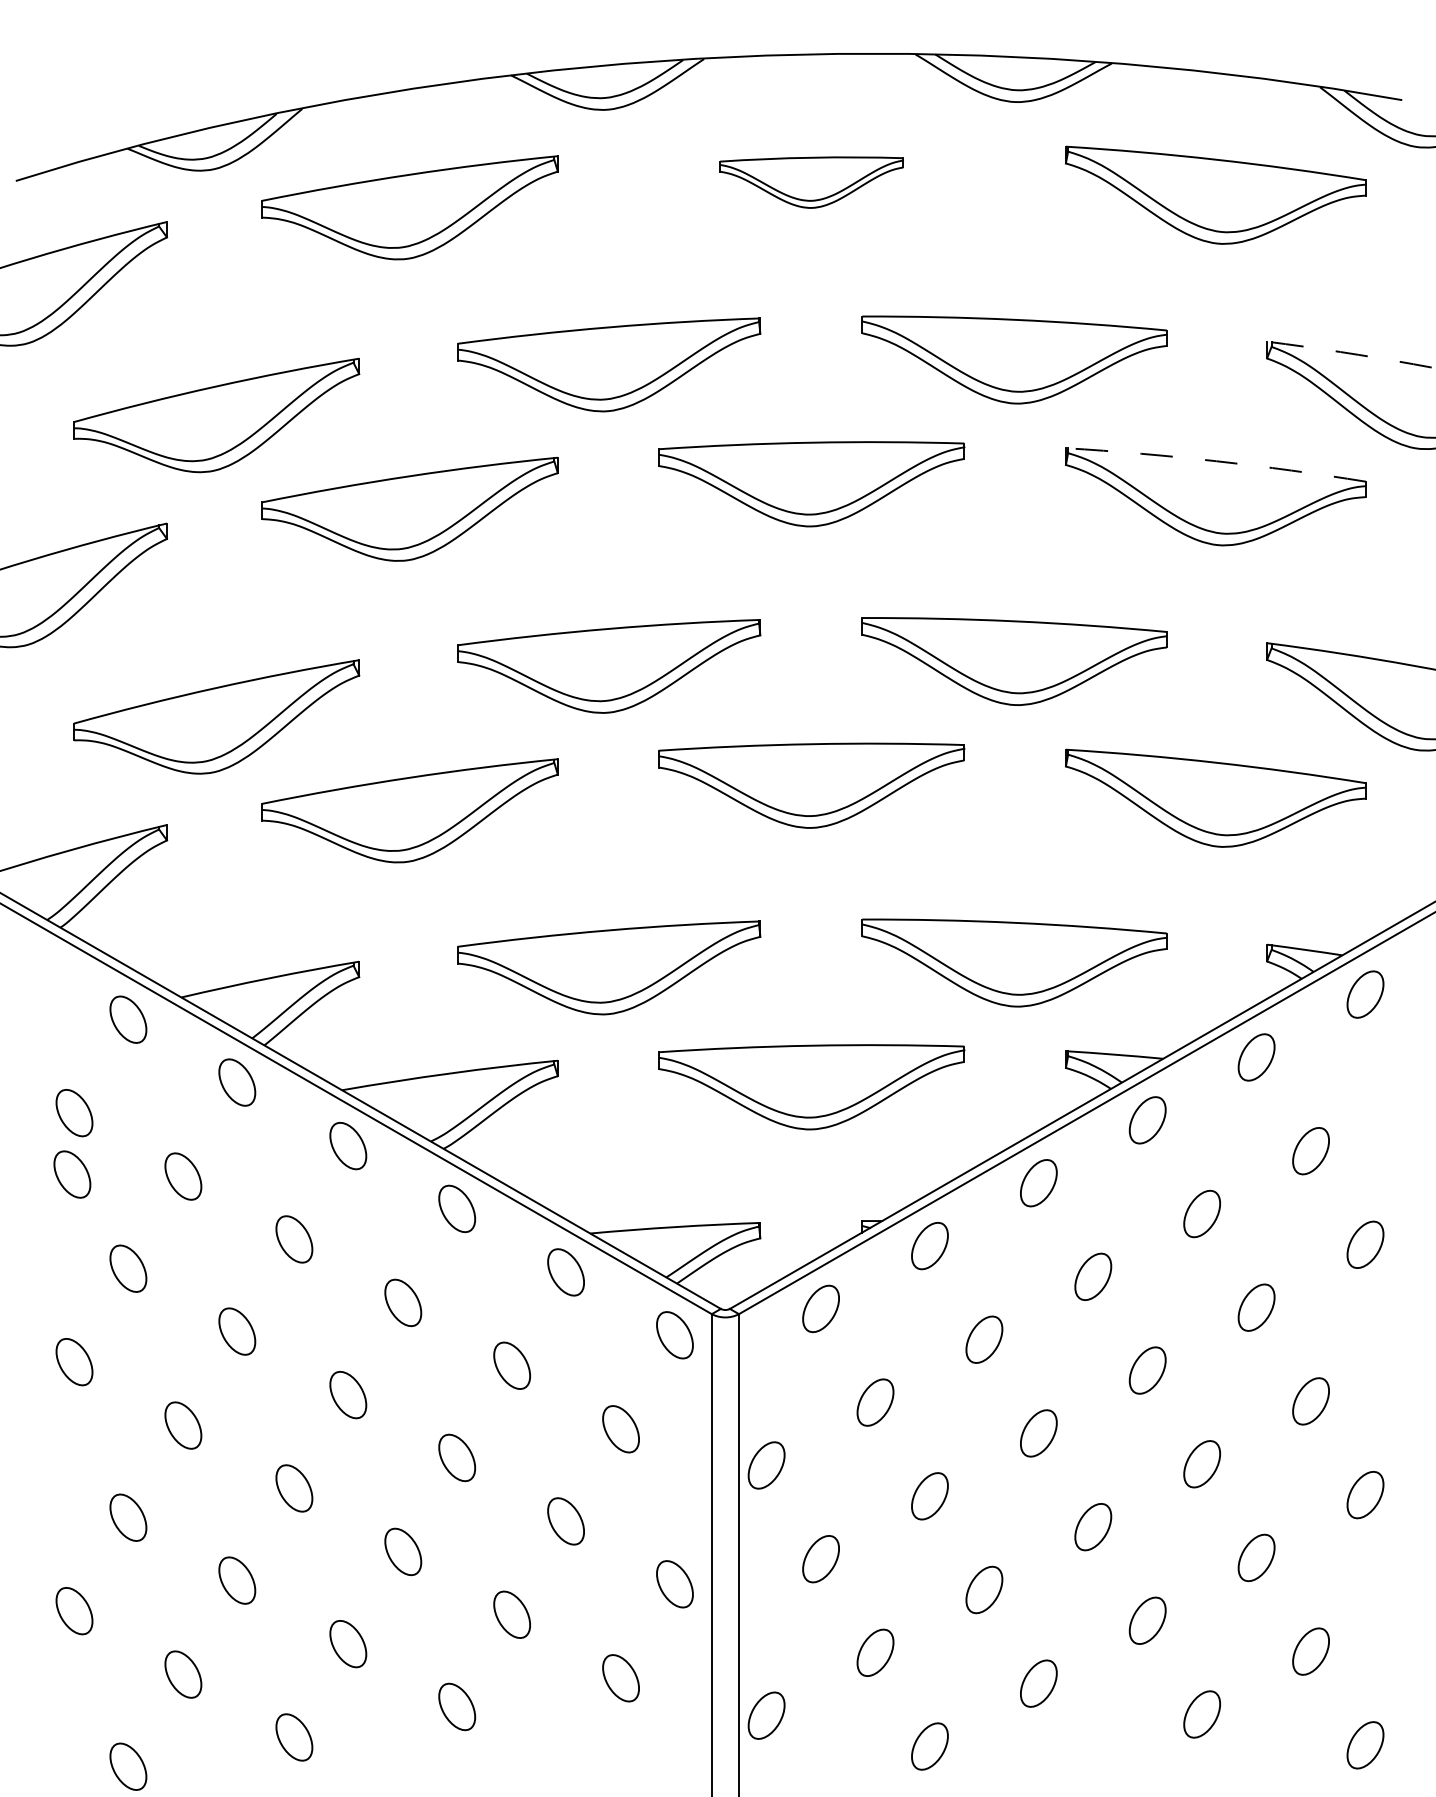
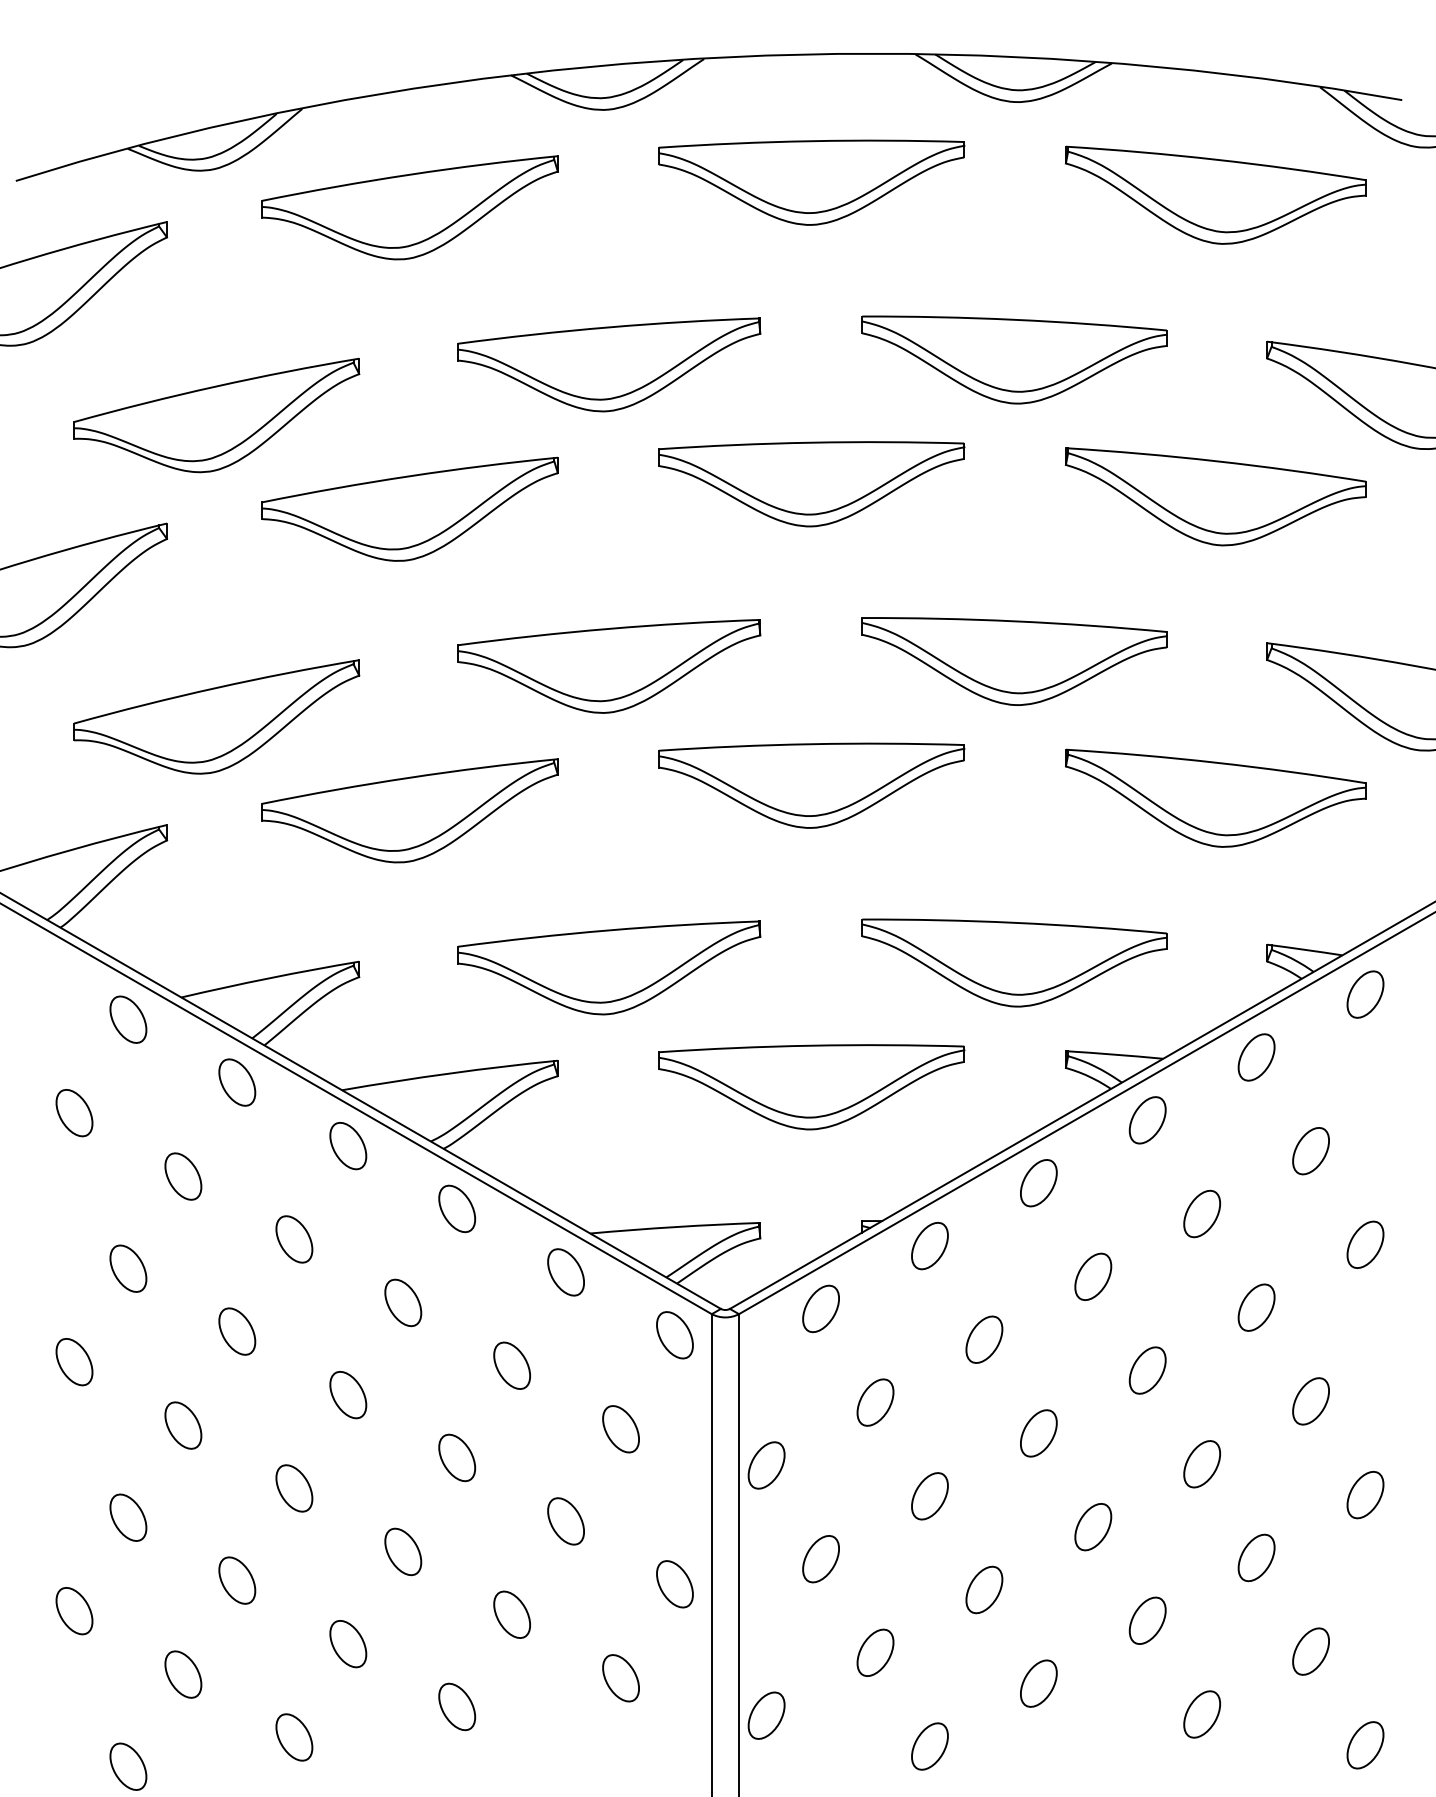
part size: 185x53 px -> 308x87 px (811, 182)
arc: dashed -> solid (1351, 353)
arc: dashed -> solid (1216, 461)
part: present -> none (72, 1174)
